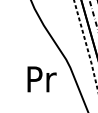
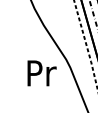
text position: (41, 79) -> (41, 73) (41, 73)
